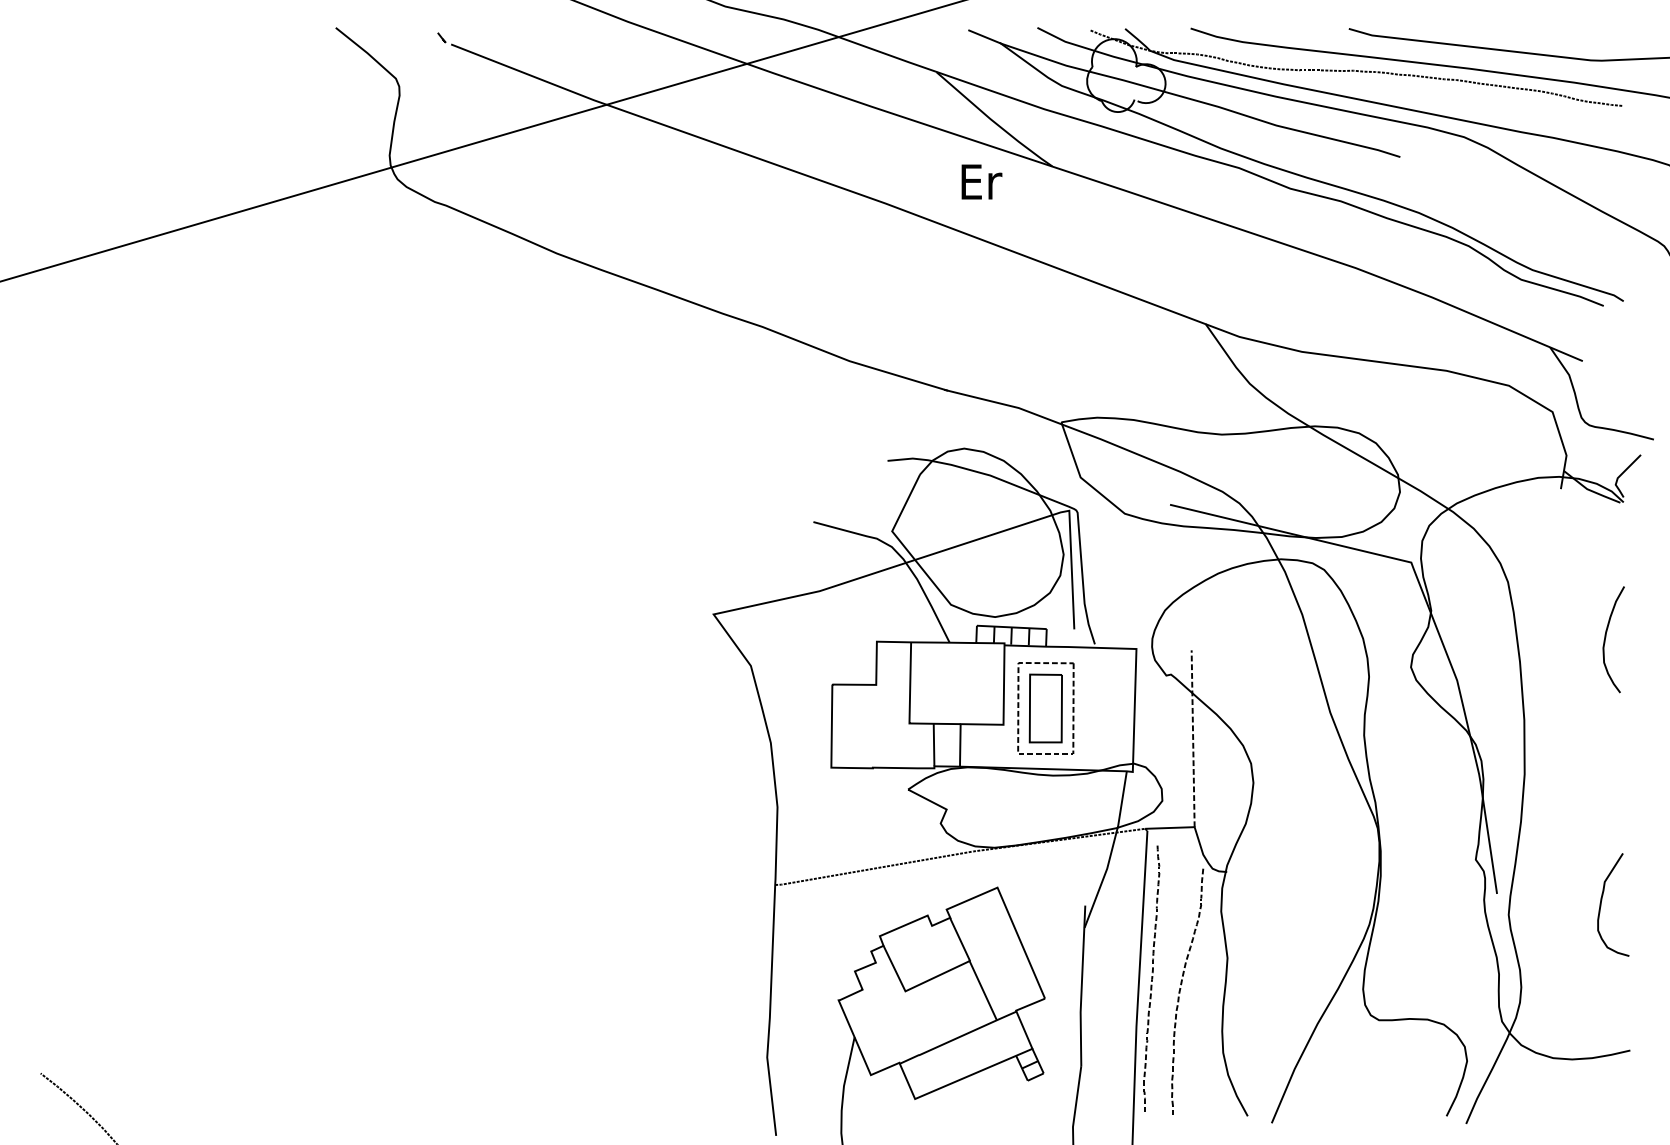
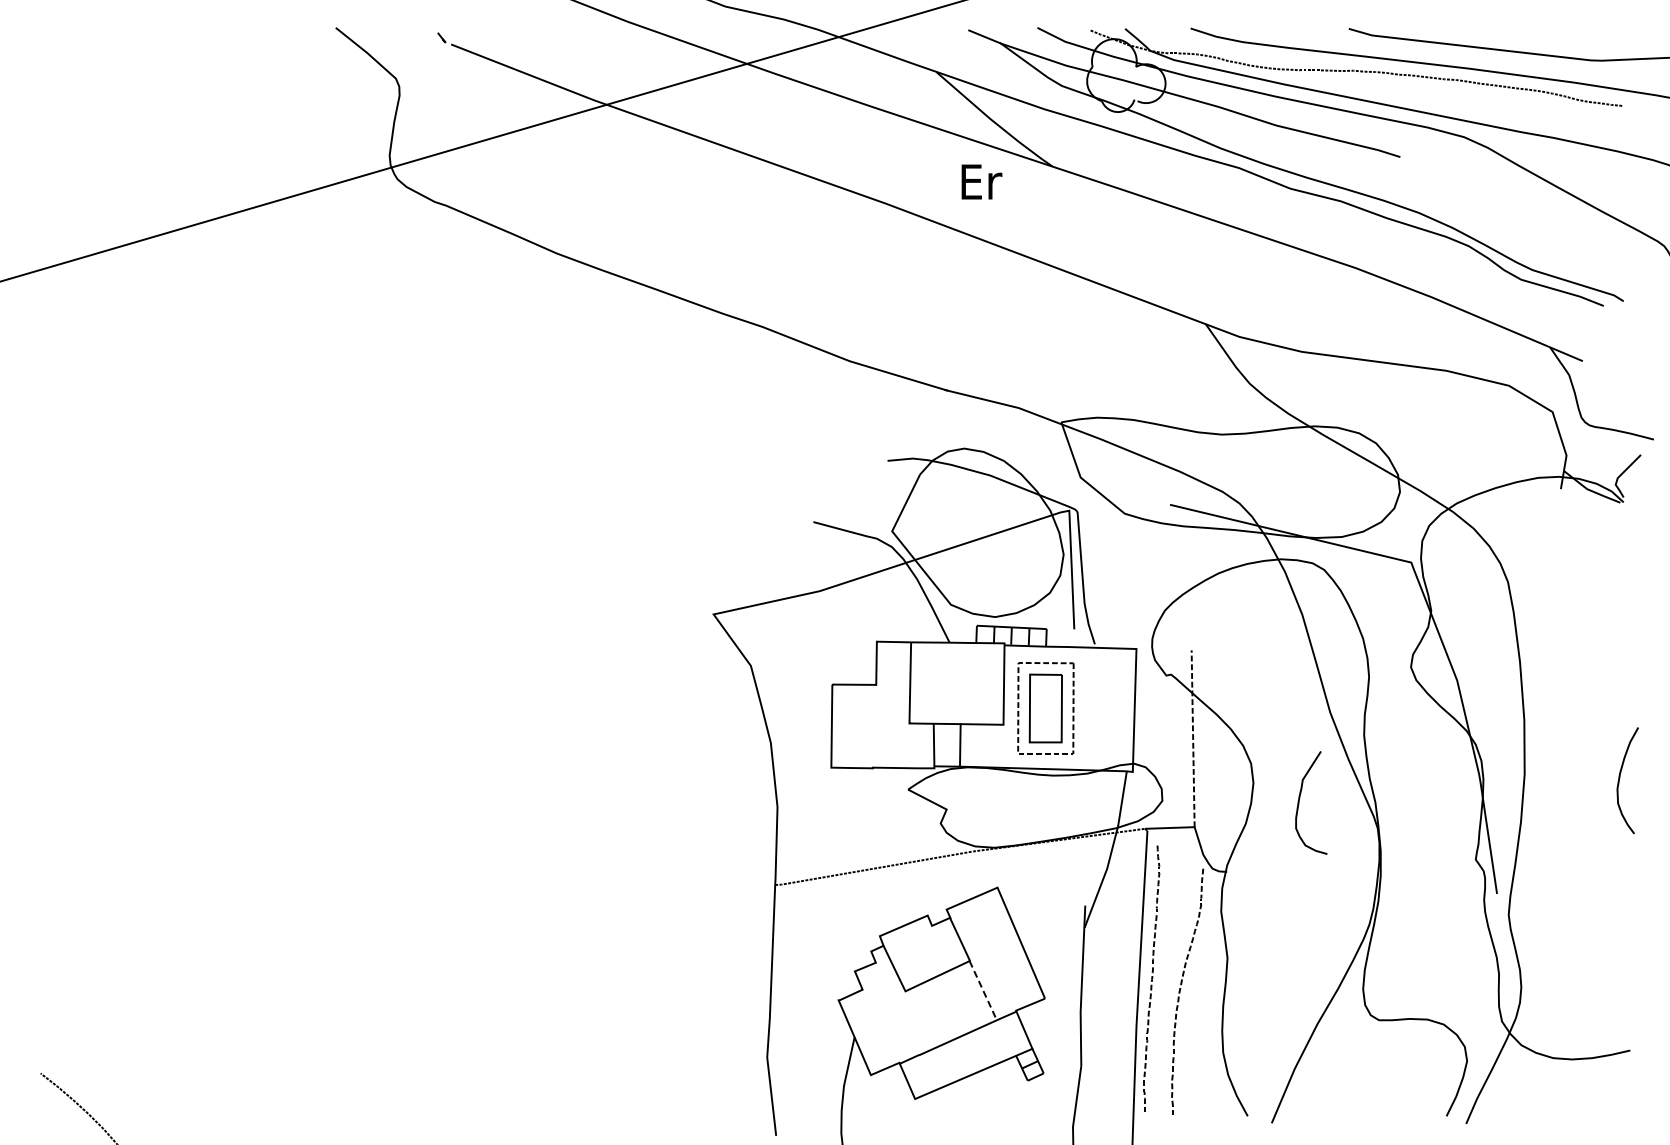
curve position: (1606, 637) -> (1620, 778) (1620, 778)
curve position: (1602, 900) -> (1300, 798) (1300, 798)
line: solid -> dashed (983, 990)
